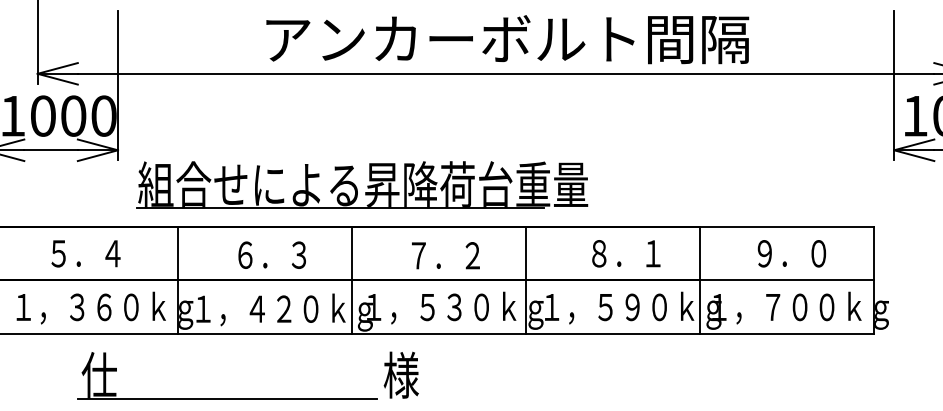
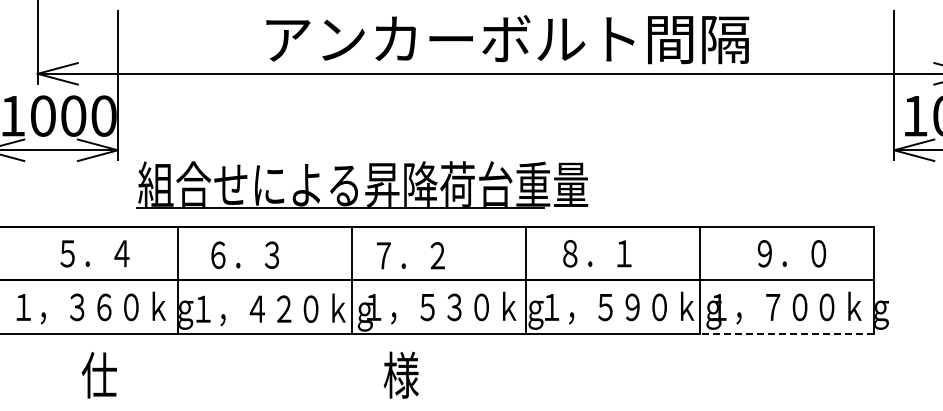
text position: (85, 253) -> (94, 253) (94, 253)
text position: (626, 253) -> (597, 253) (597, 253)
text position: (271, 254) -> (244, 254) (244, 254)
text position: (445, 255) -> (410, 255) (410, 255)
line: solid -> dashed (786, 333)
line: present -> none (226, 398)
